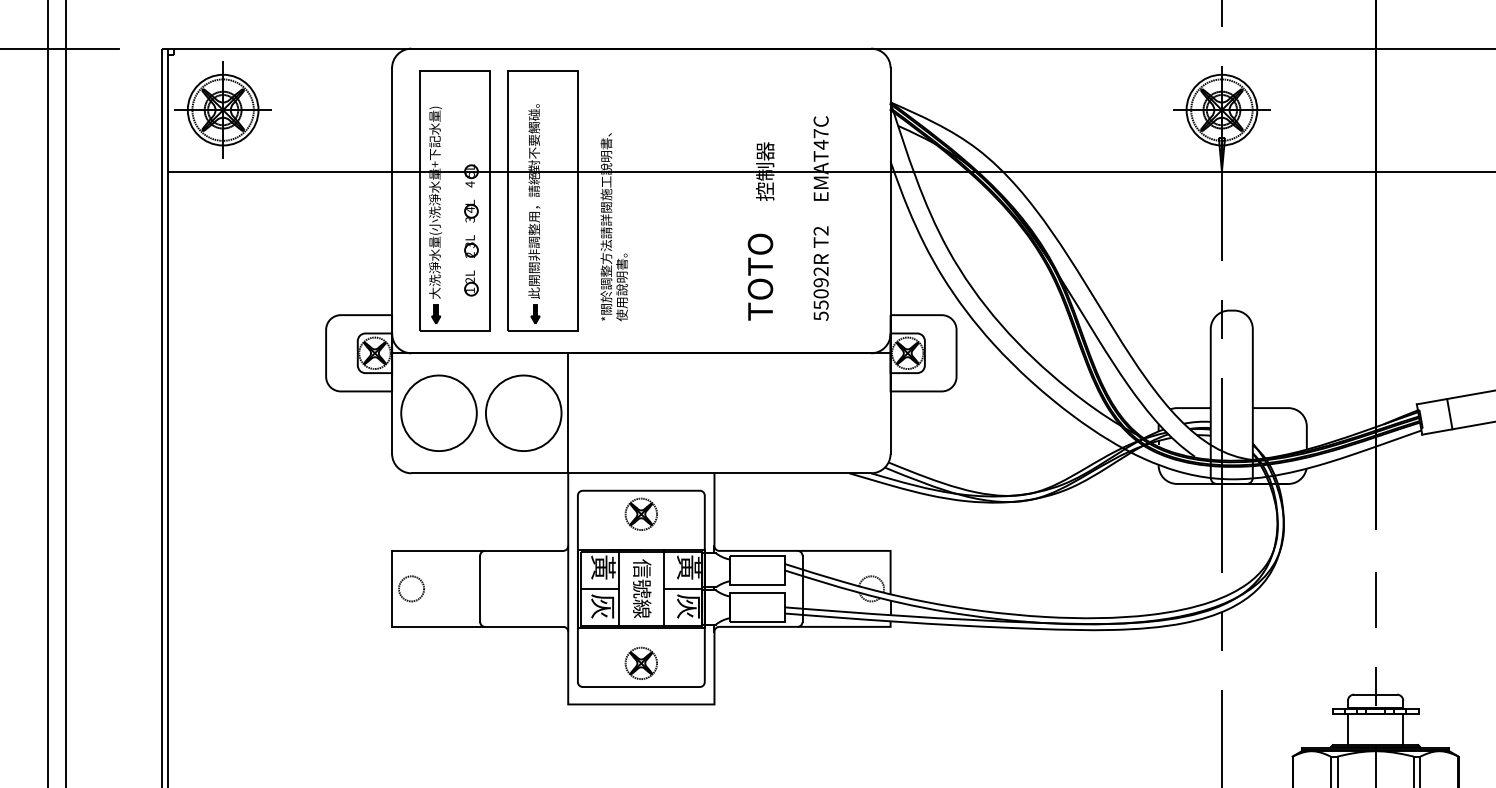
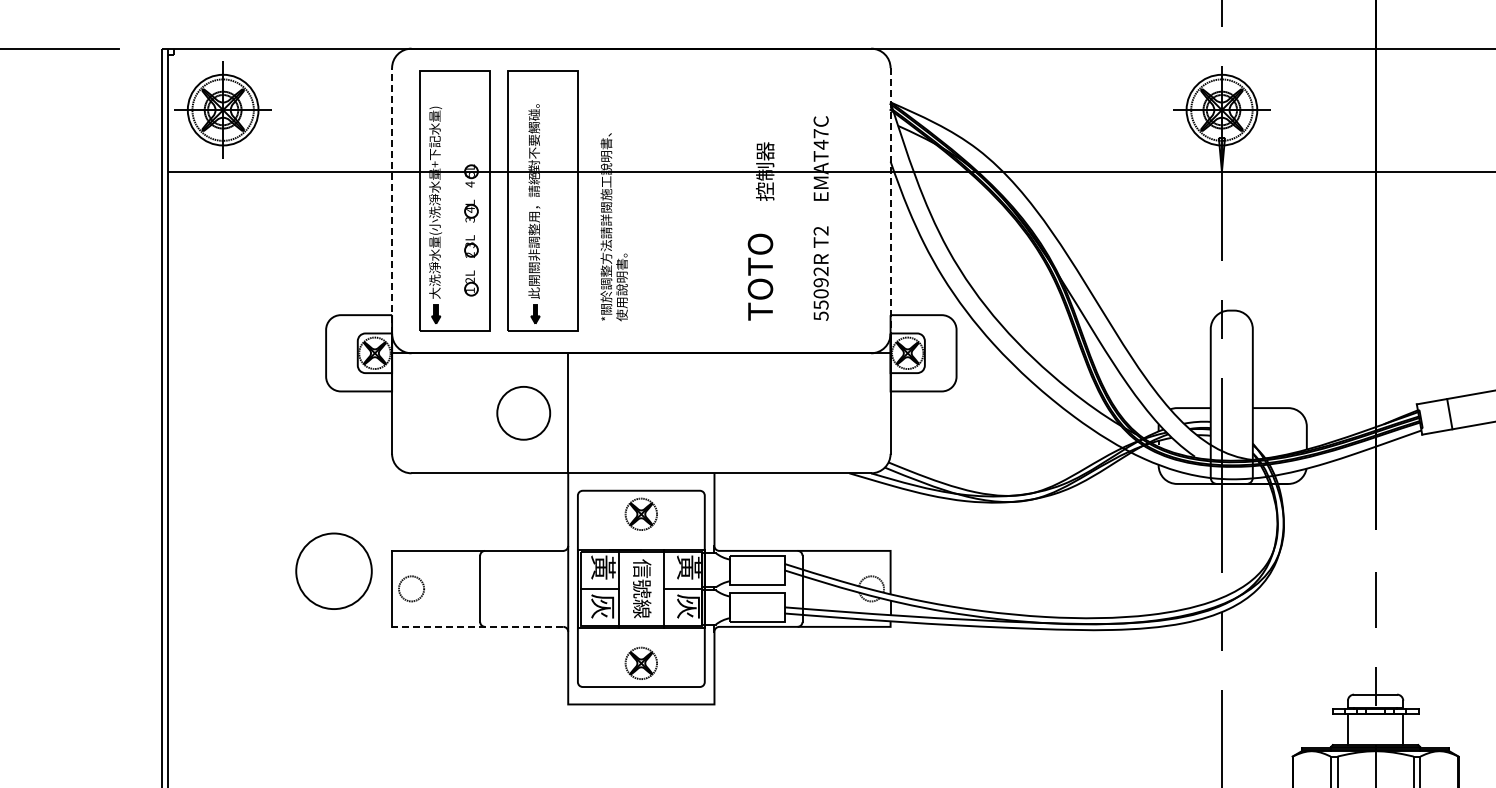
line: solid -> dashed (392, 200)
line: solid -> dashed (890, 200)
line: present -> none (48, 393)
line: present -> none (66, 393)
circle position: (438, 412) -> (333, 570) (333, 570)
circle diameter: 76 px -> 53 px (523, 412)
line: solid -> dashed (477, 626)
